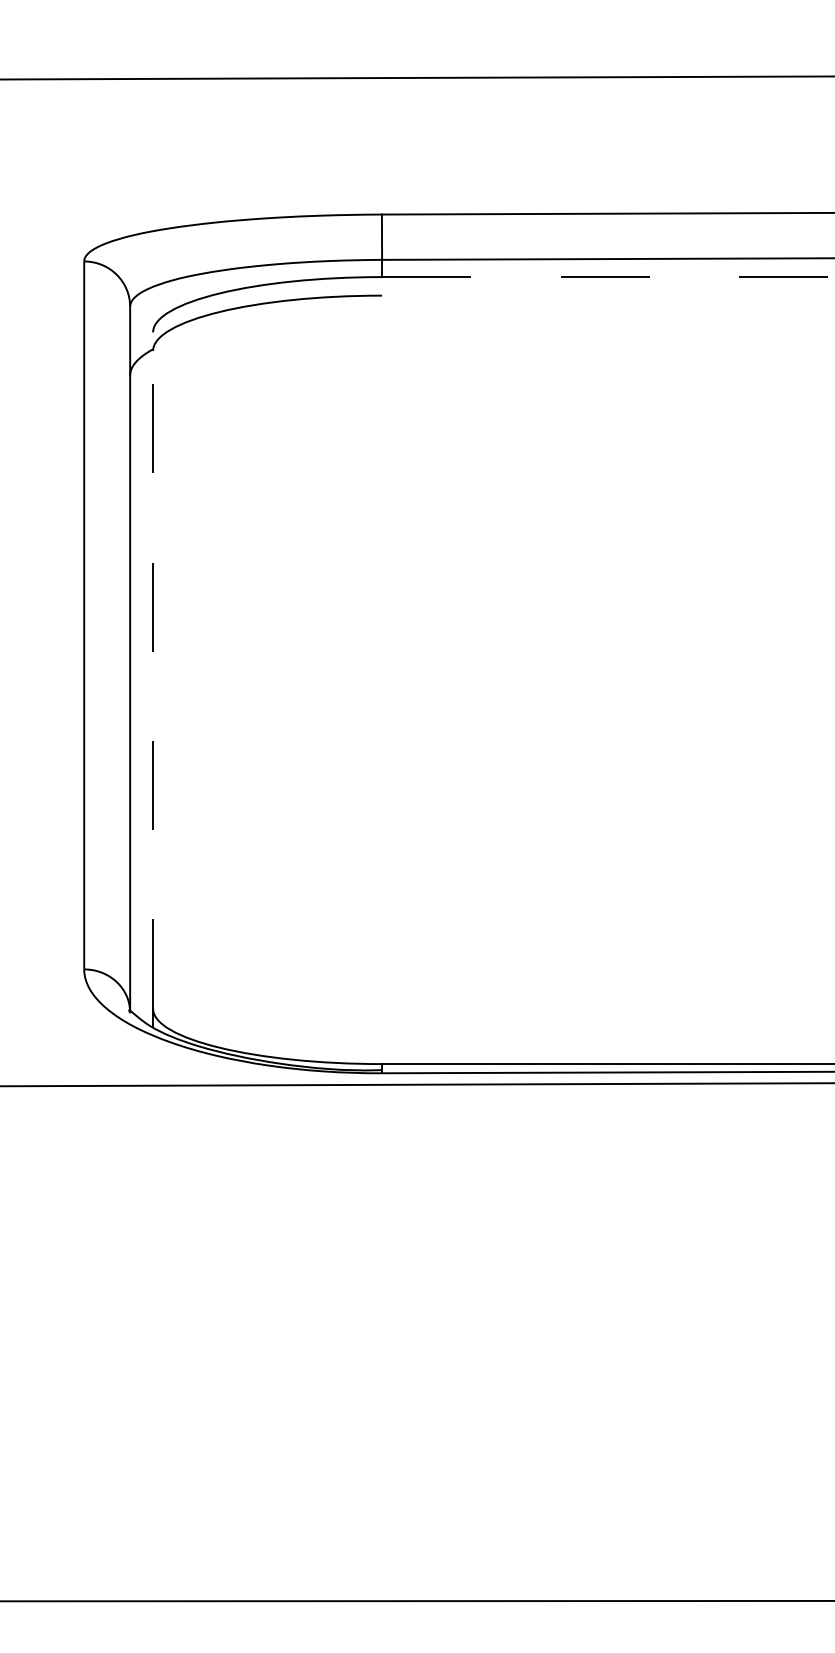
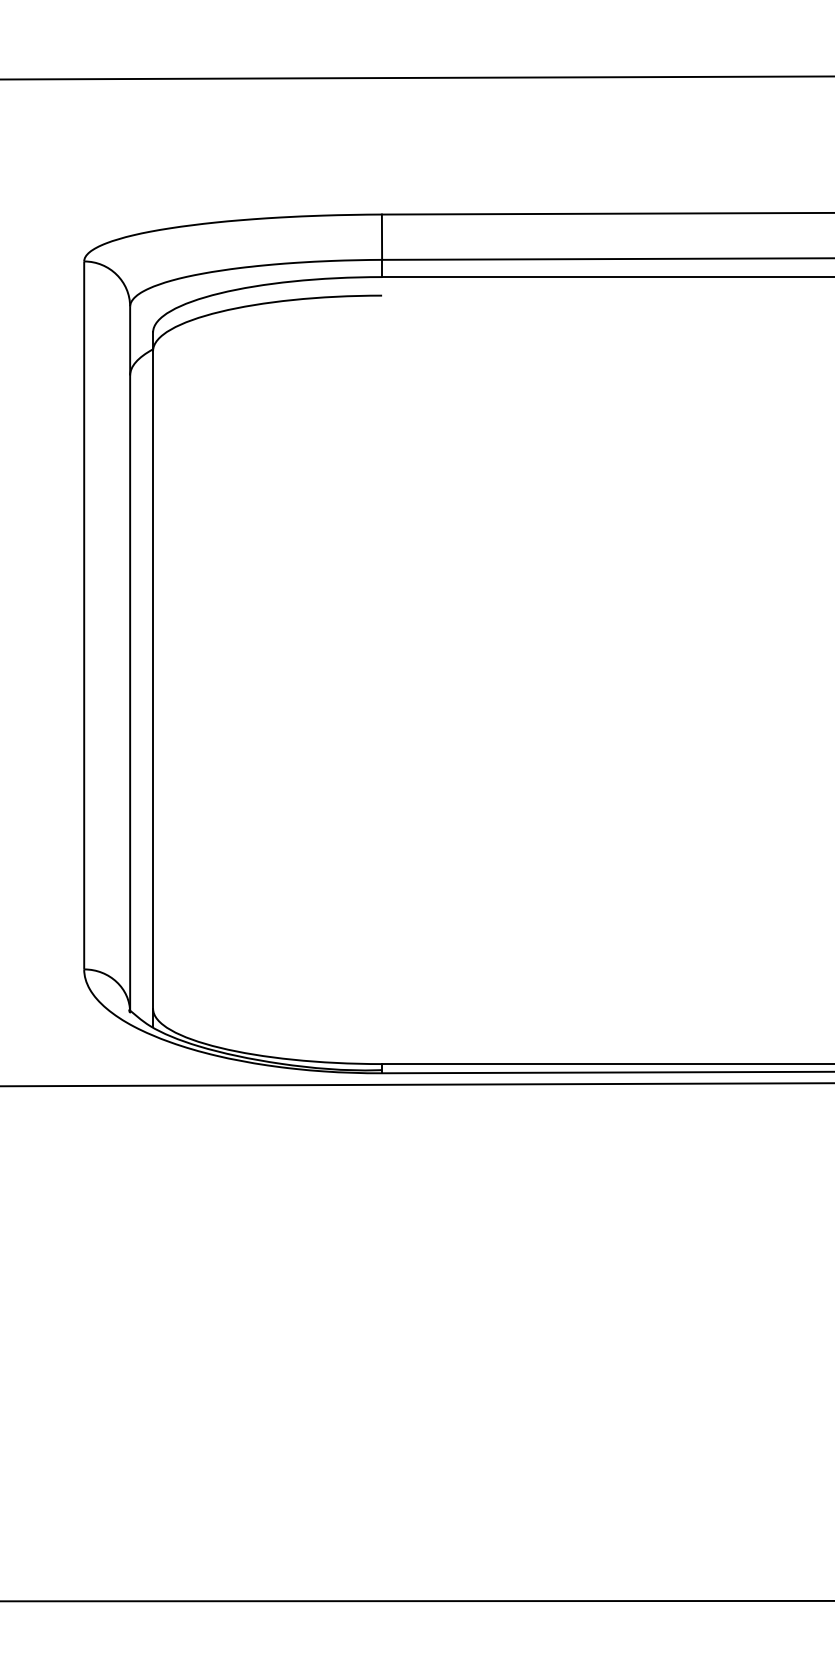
line: dashed -> solid (608, 277)
line: dashed -> solid (153, 670)
